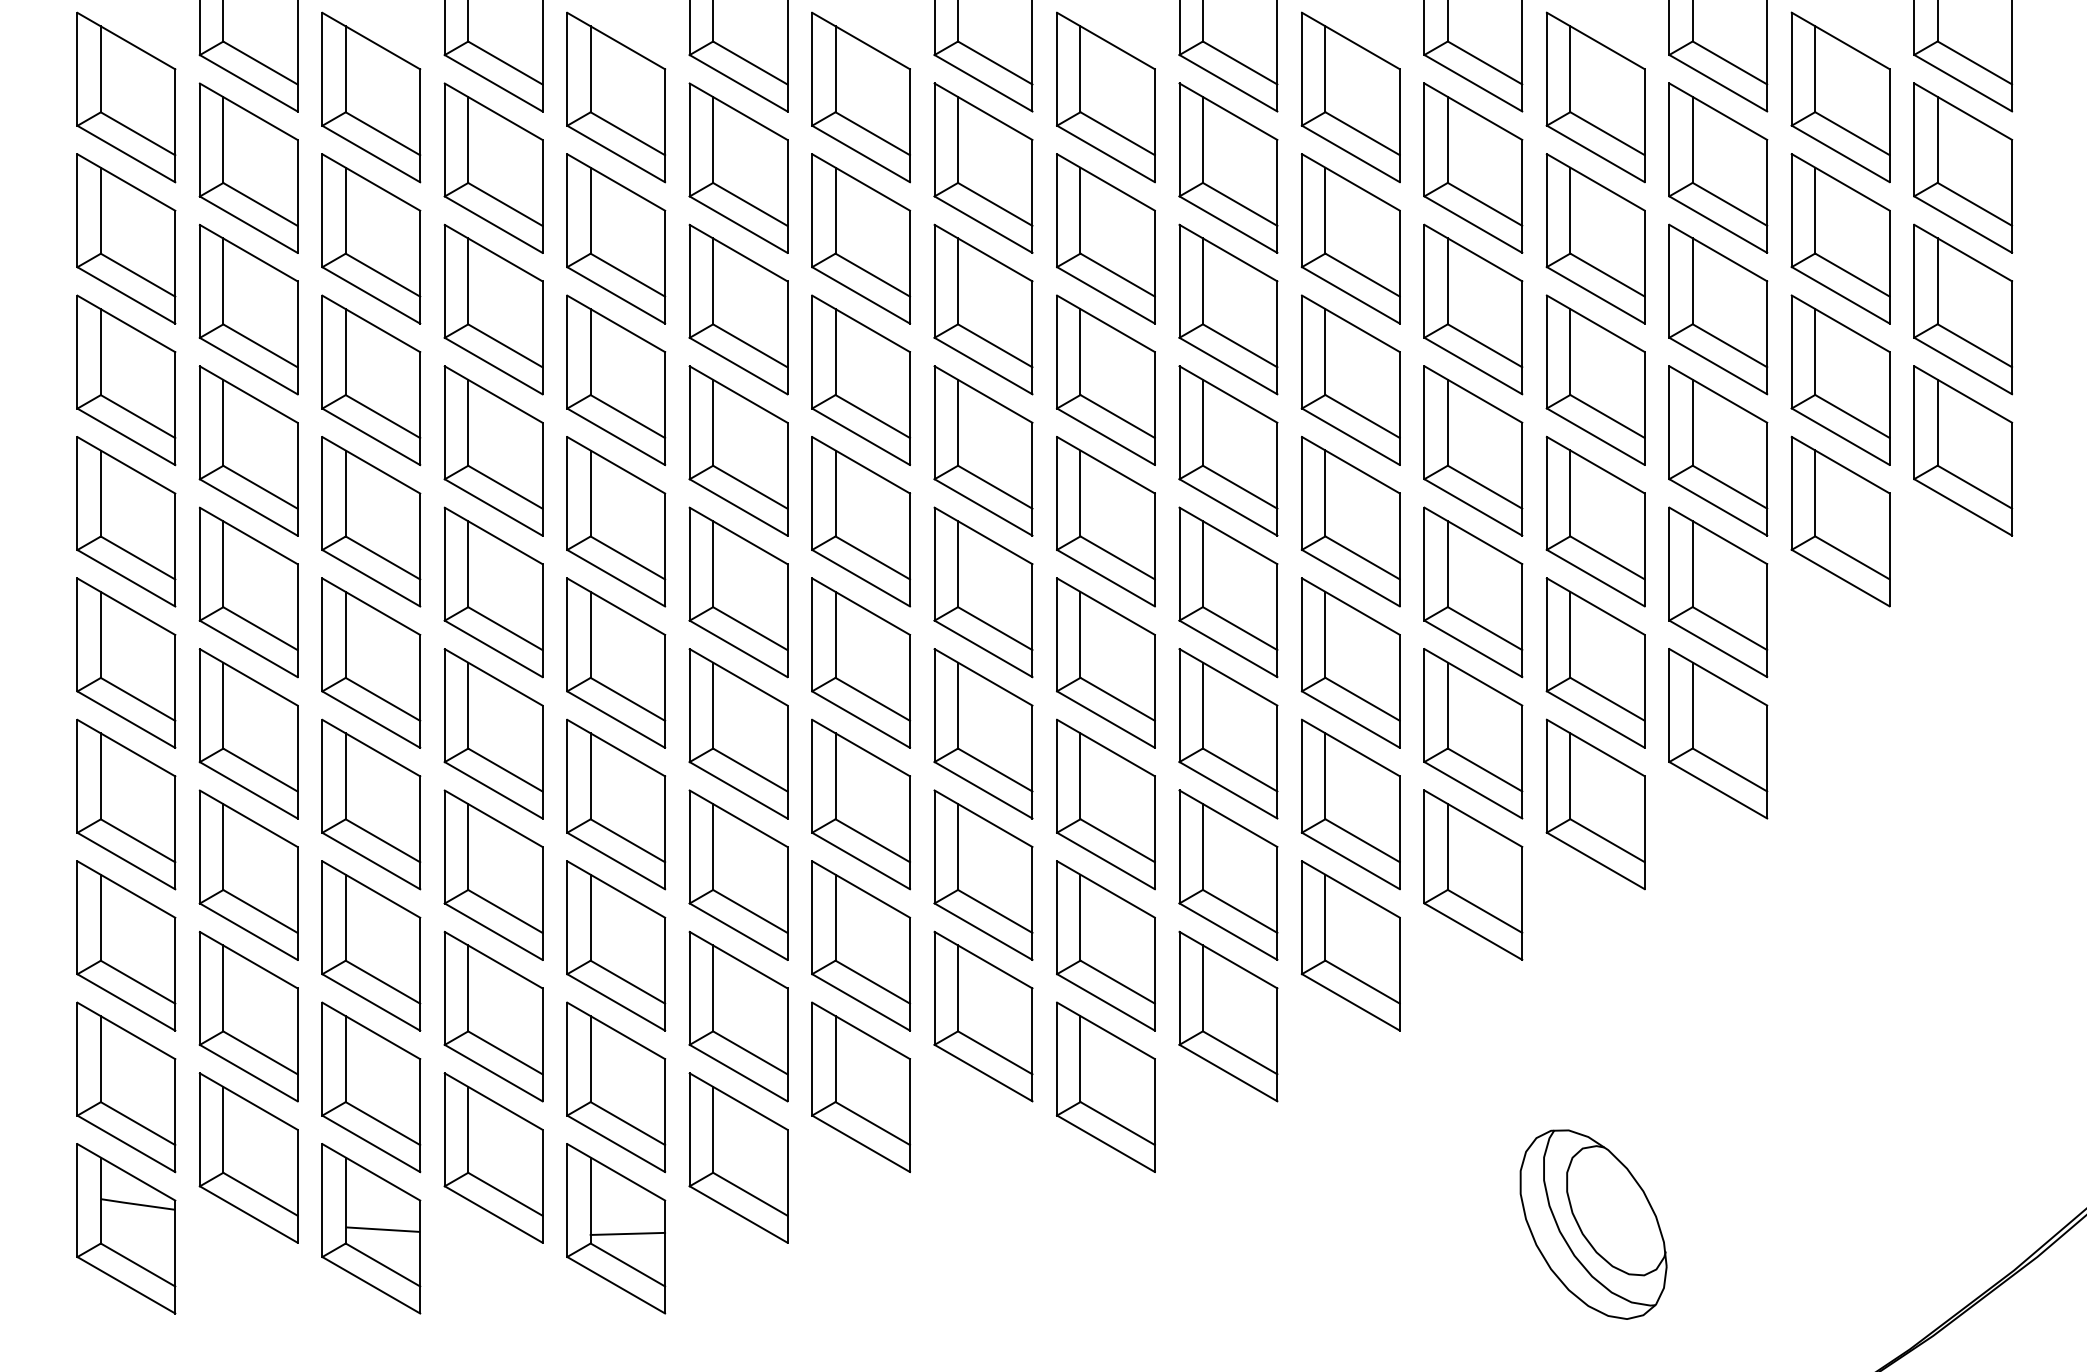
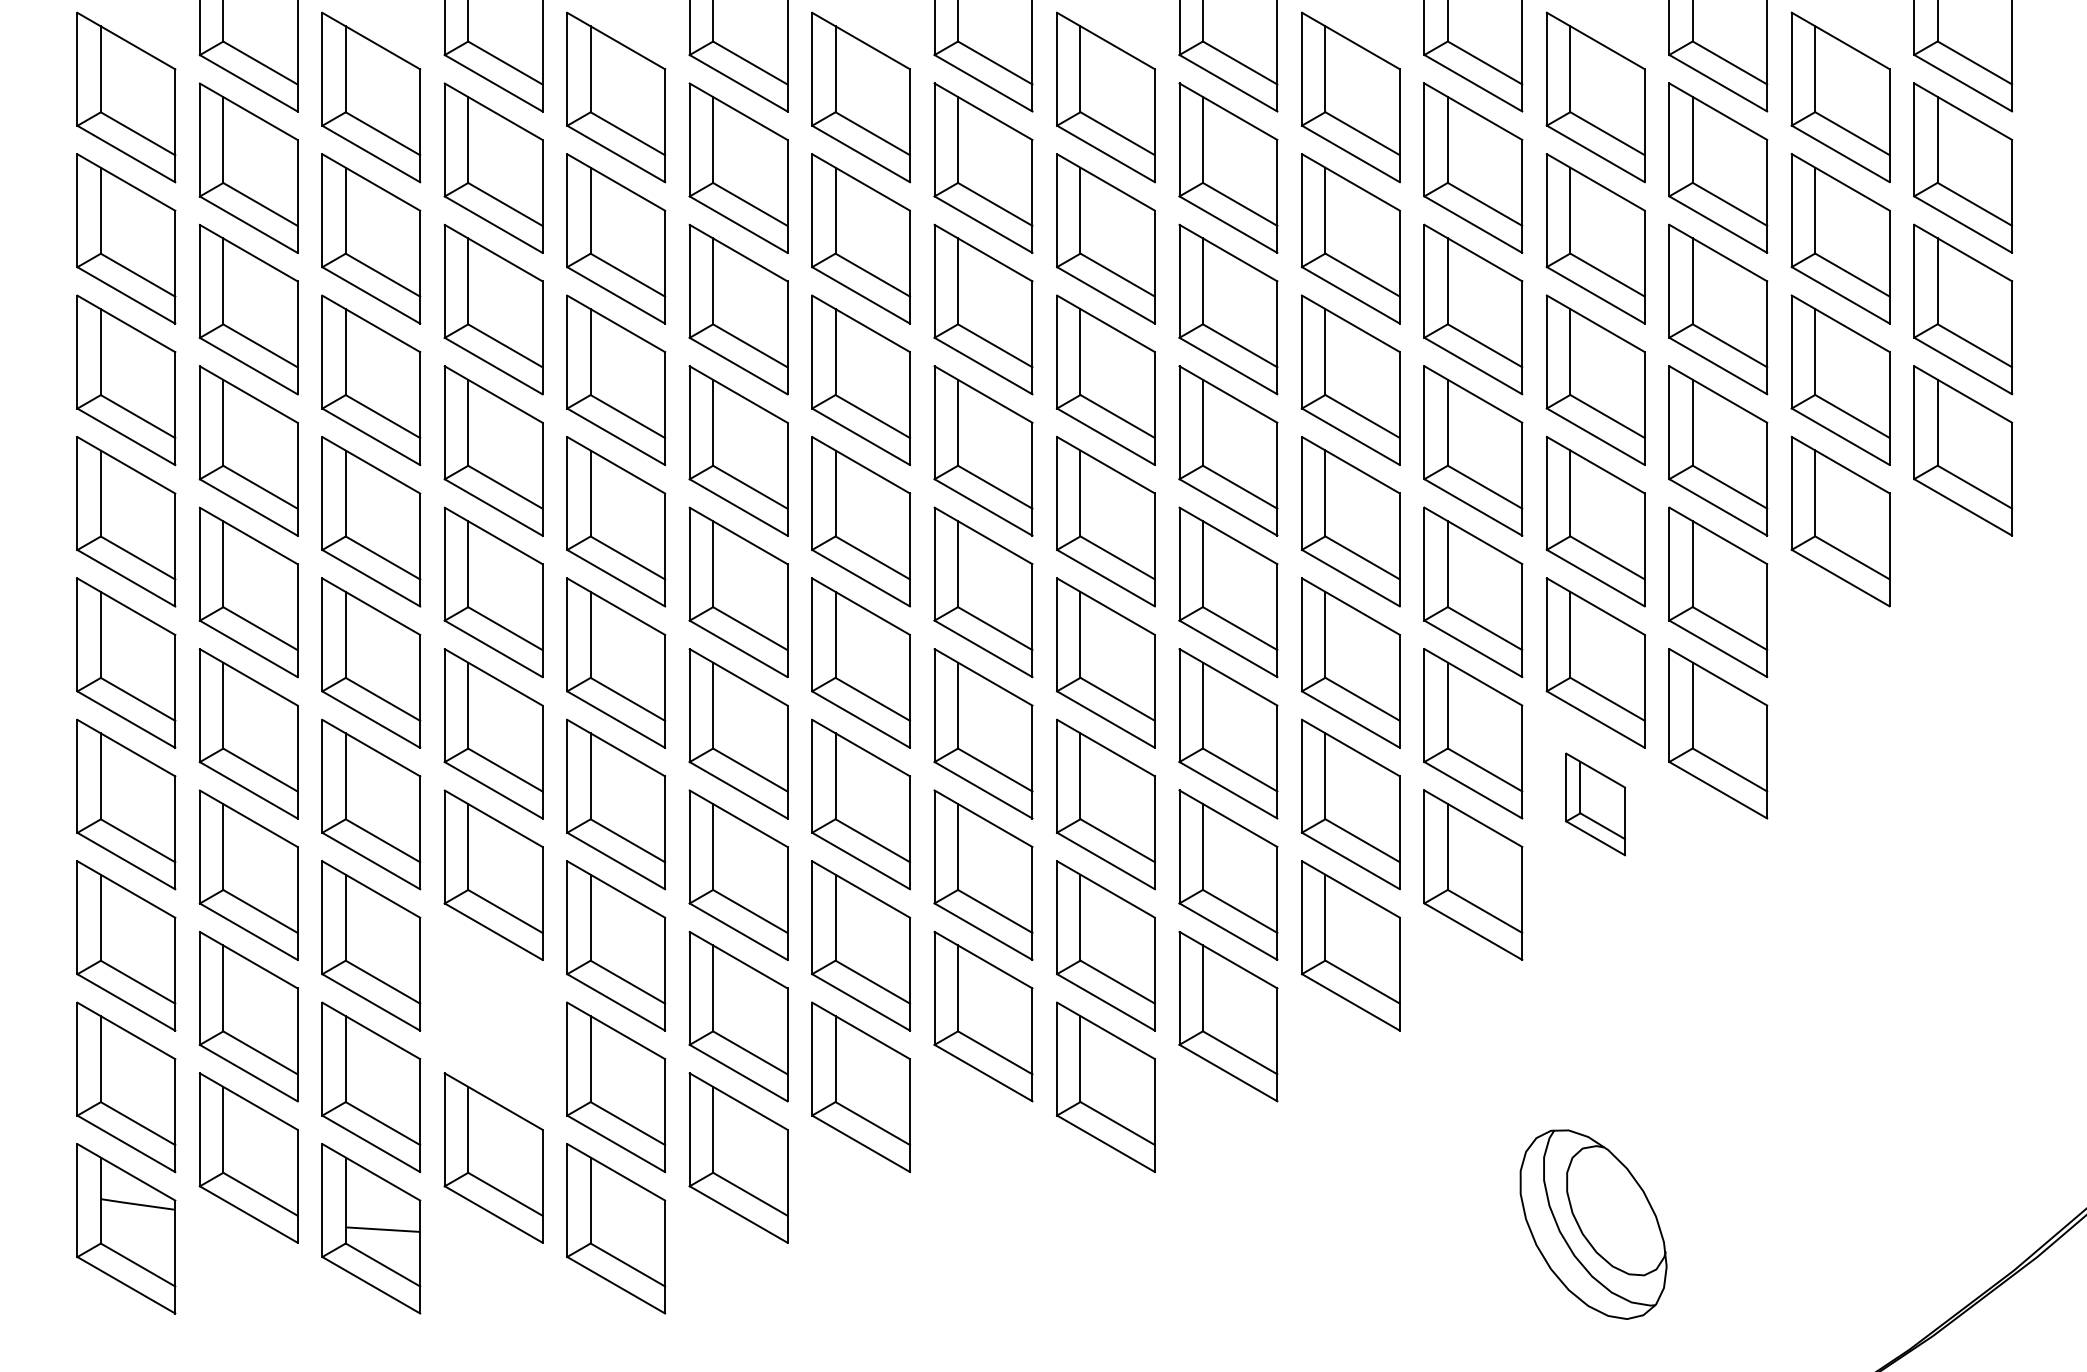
part size: 101x173 px -> 62x105 px (1595, 804)
part: present -> none (493, 1016)
line: present -> none (627, 1233)
